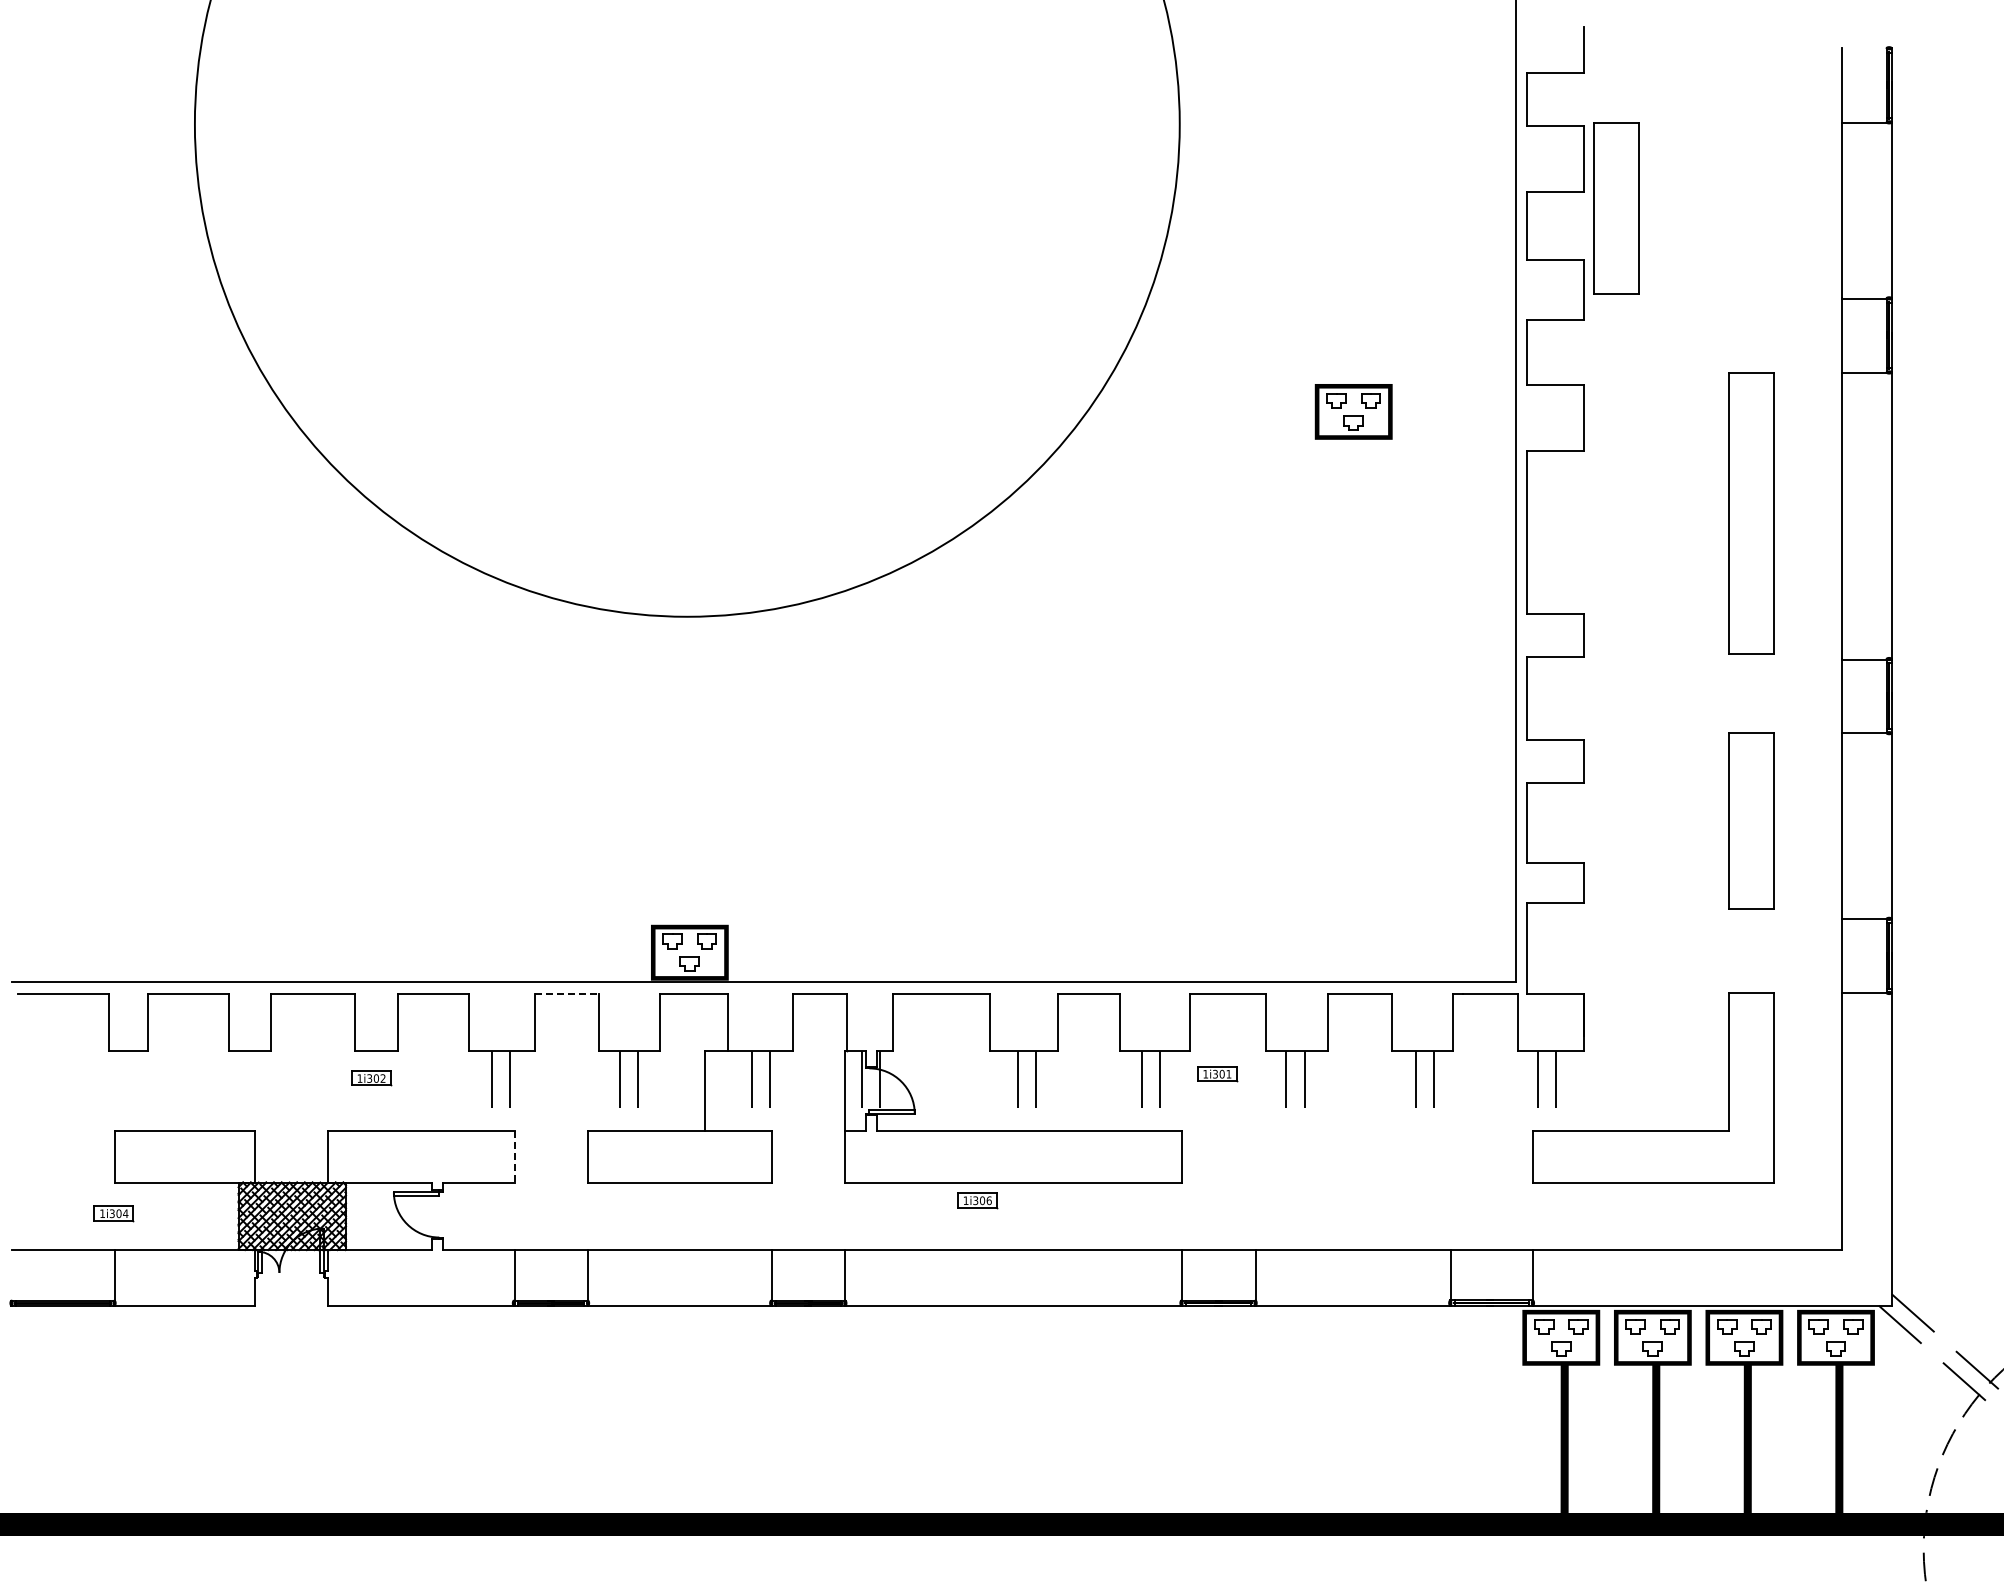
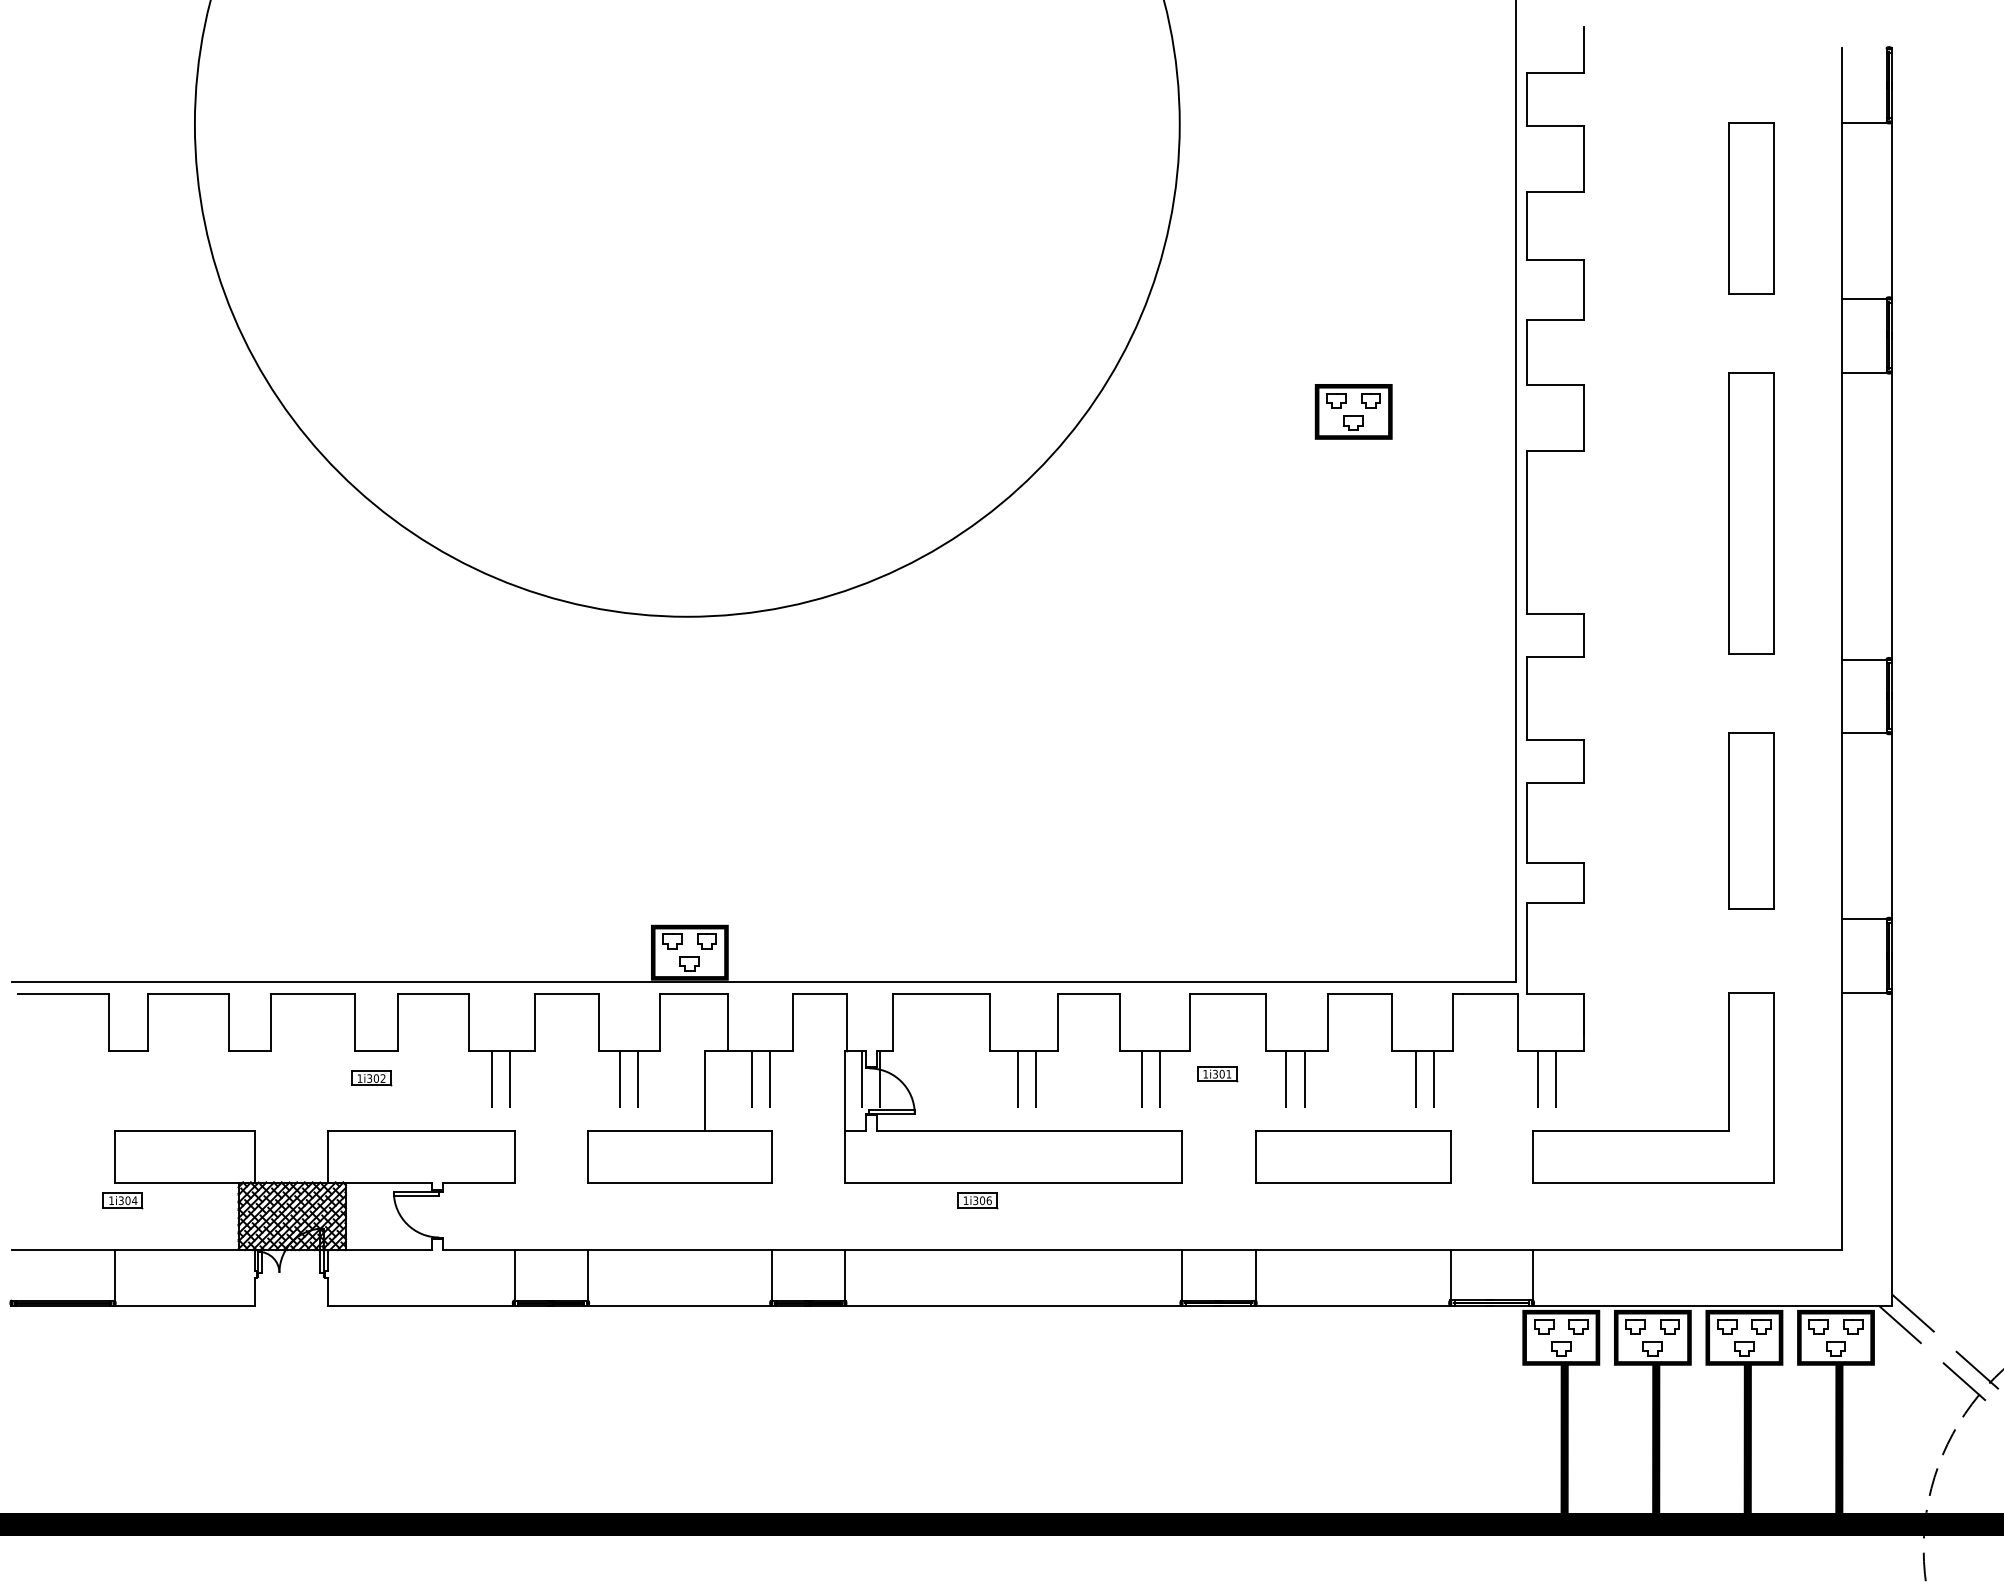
part position: (1616, 208) -> (1751, 208) (1751, 208)
line: dashed -> solid (567, 993)
line: dashed -> solid (514, 1156)
part: none -> present (1353, 1156)
part position: (113, 1213) -> (122, 1200) (122, 1200)
